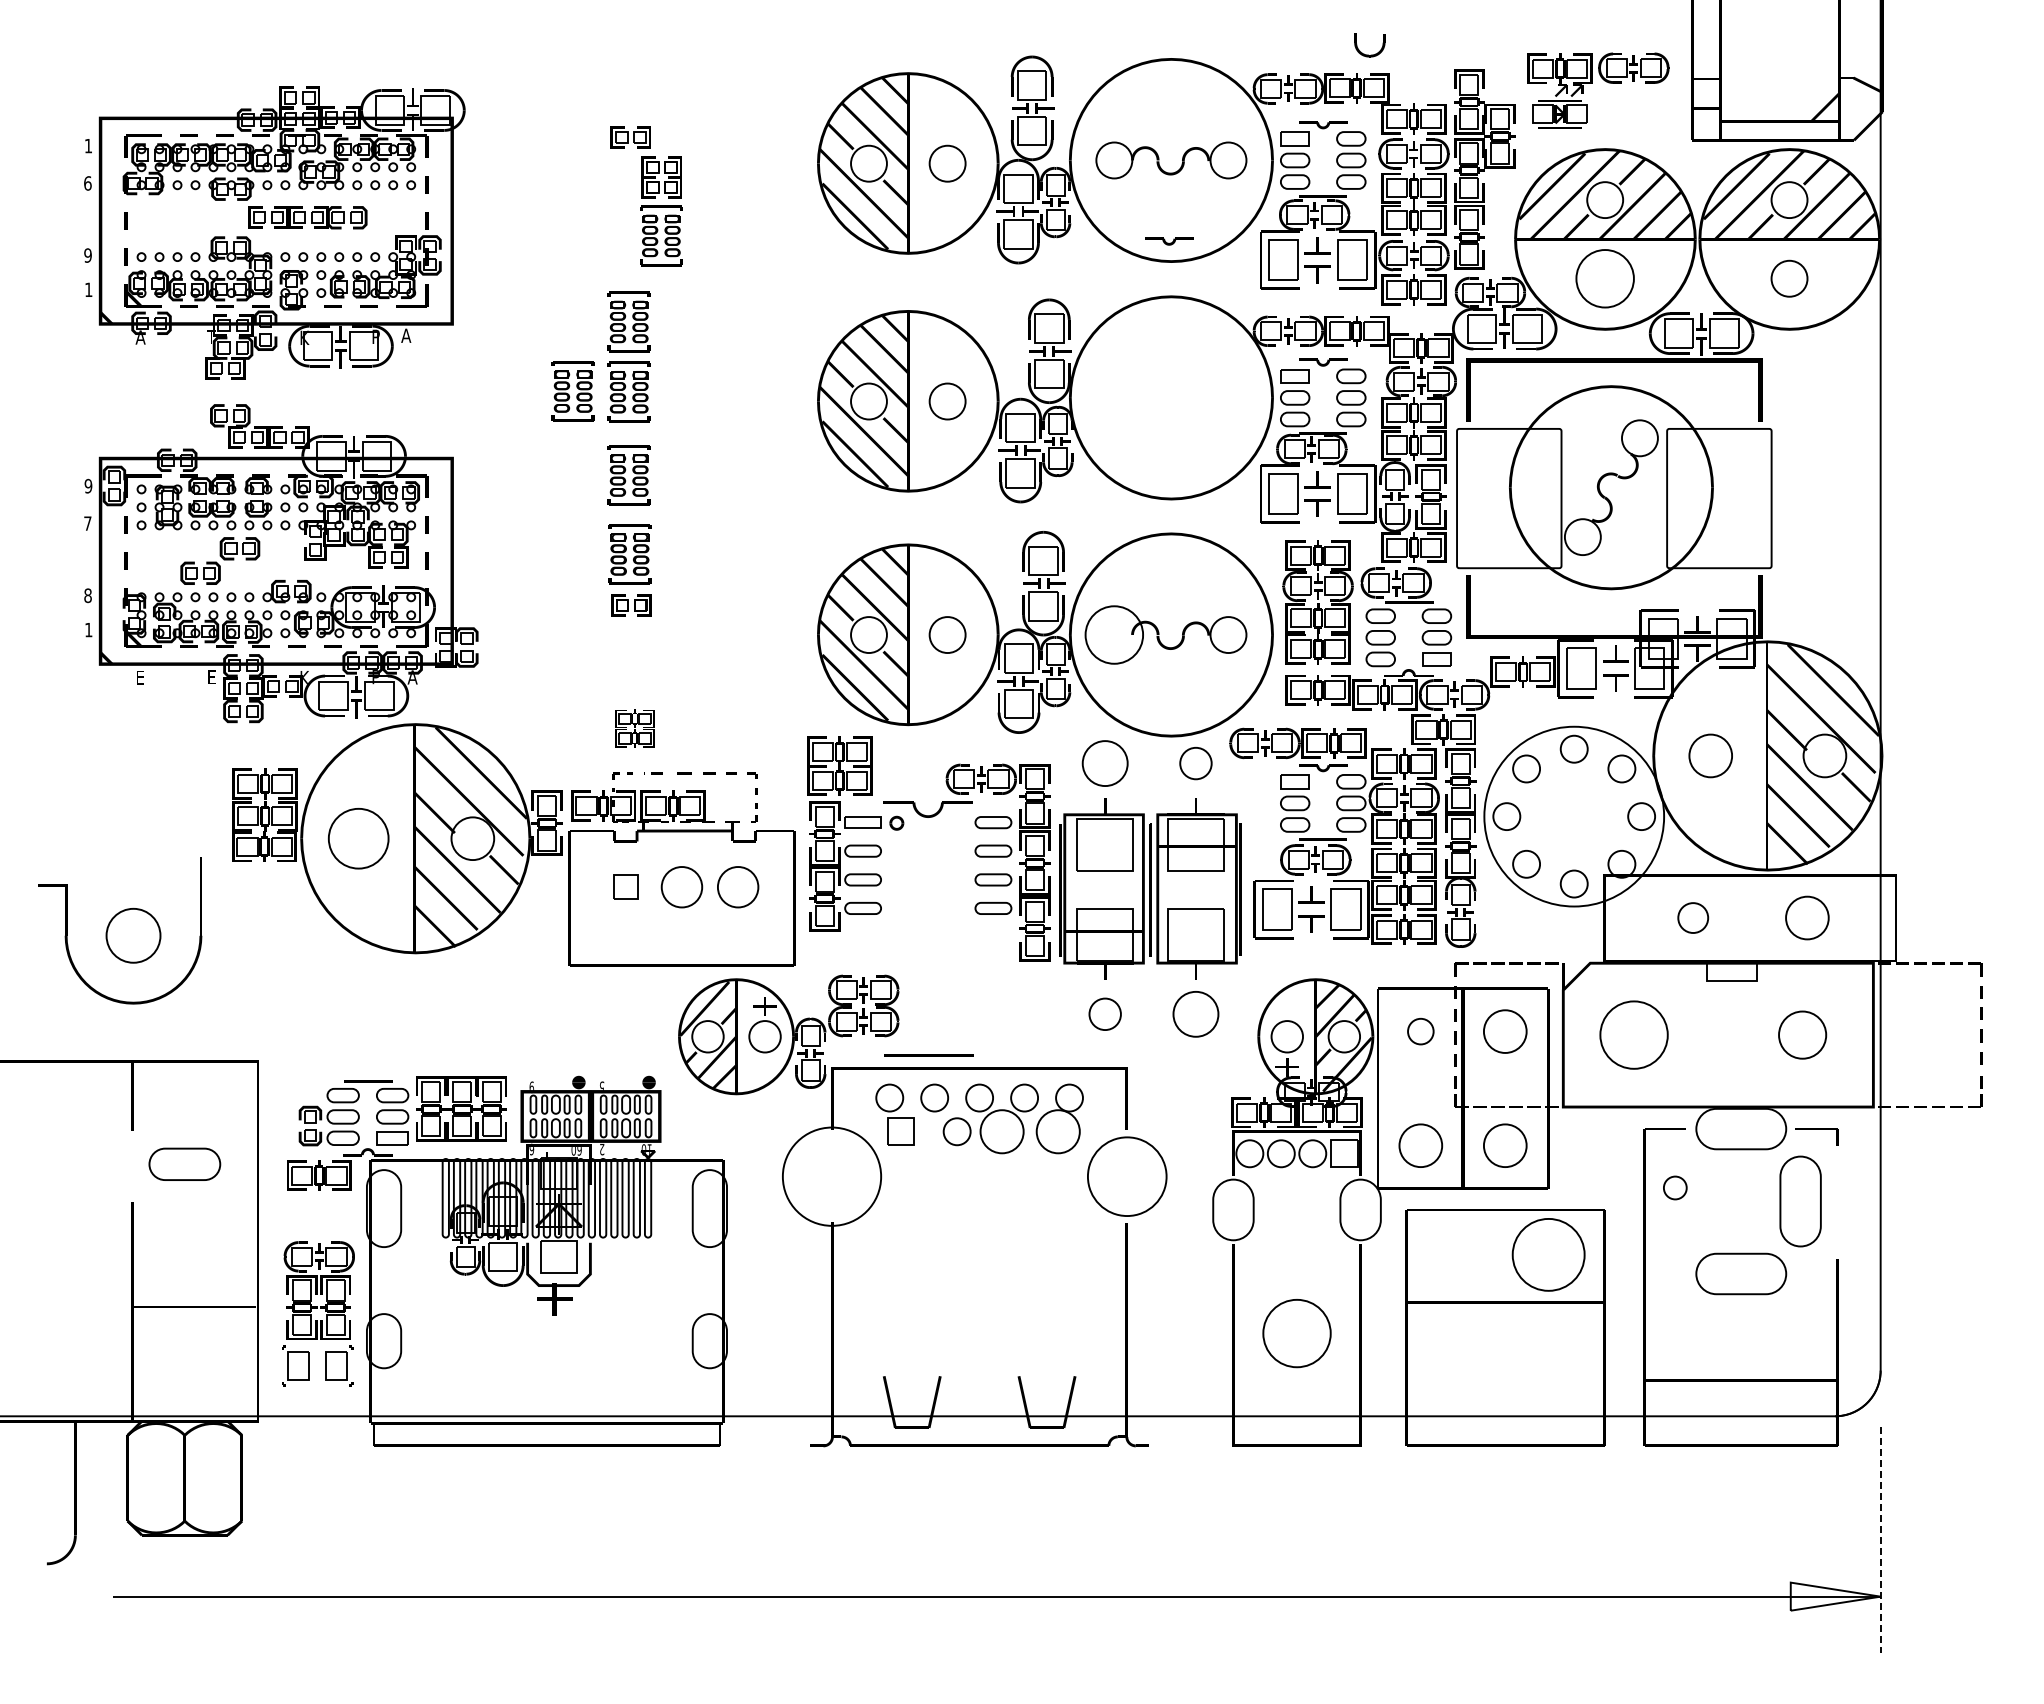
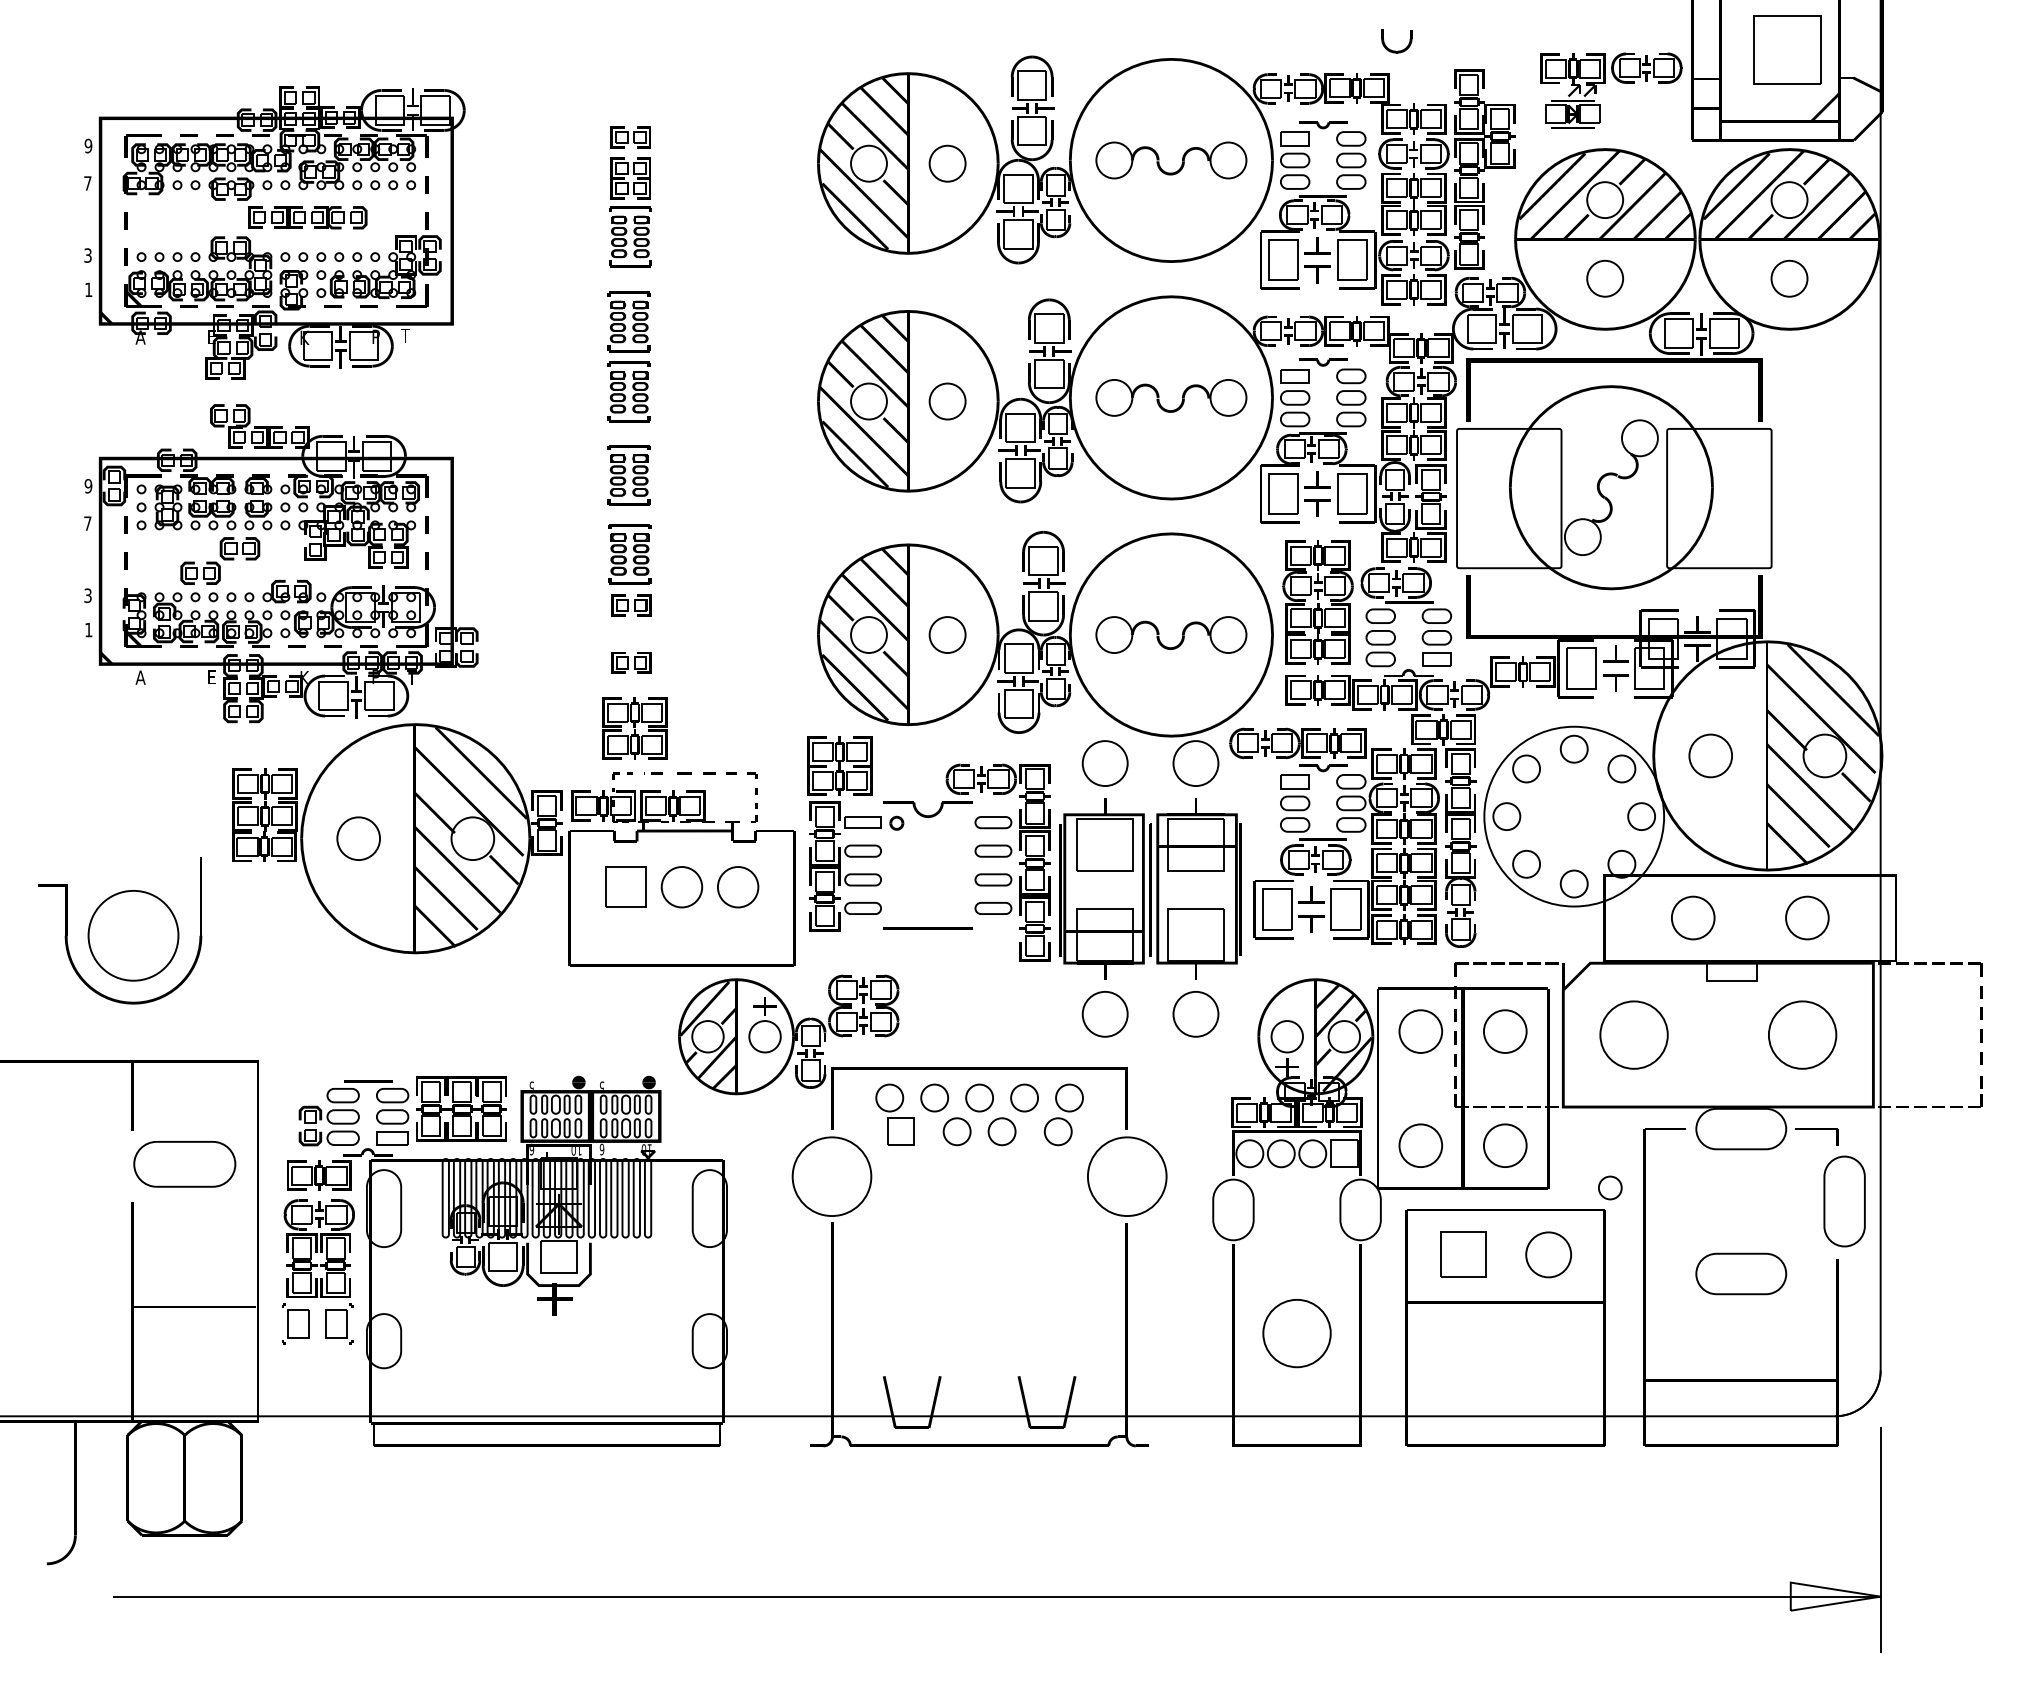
part: none -> present (1787, 49)
curve position: (1368, 54) -> (1395, 50) (1395, 50)
part position: (1592, 83) -> (1605, 83) (1605, 83)
text: 1 -> 9 (88, 145)
text: 6 -> 7 (87, 183)
part position: (661, 211) -> (630, 212) (630, 212)
part: present -> none (1169, 241)
text: 9 -> 3 (87, 255)
circle diameter: 58 px -> 36 px (1605, 278)
text: A -> T (406, 335)
text: T -> E (211, 336)
part: present -> none (572, 391)
part: none -> present (1181, 401)
text: 8 -> 3 (87, 595)
circle diameter: 58 px -> 36 px (1114, 635)
part: none -> present (631, 662)
text: E -> A (140, 677)
text: A -> T (412, 677)
part size: 40x39 px -> 66x63 px (634, 728)
circle diameter: 31 px -> 45 px (1195, 763)
circle diameter: 60 px -> 43 px (358, 838)
part size: 26x26 px -> 42x42 px (625, 886)
circle diameter: 30 px -> 43 px (1692, 917)
circle diameter: 54 px -> 90 px (133, 935)
circle diameter: 31 px -> 45 px (1104, 1013)
circle diameter: 26 px -> 43 px (1420, 1031)
circle diameter: 47 px -> 67 px (1802, 1034)
line position: (928, 1055) -> (927, 928) (927, 928)
text: 9 -> 5 (531, 1085)
circle diameter: 43 px -> 27 px (1001, 1131)
circle diameter: 43 px -> 27 px (1057, 1131)
text: 2 -> 6 (601, 1149)
text: 60 -> 10 (579, 1151)
part size: 74x34 px -> 104x47 px (184, 1164)
circle diameter: 98 px -> 79 px (831, 1176)
circle position: (1675, 1187) -> (1610, 1187) (1610, 1187)
part position: (1800, 1201) -> (1844, 1201) (1844, 1201)
part: none -> present (1463, 1254)
circle diameter: 72 px -> 45 px (1548, 1254)
part position: (318, 1313) -> (318, 1271) (318, 1271)
line: dashed -> solid (1880, 1540)
